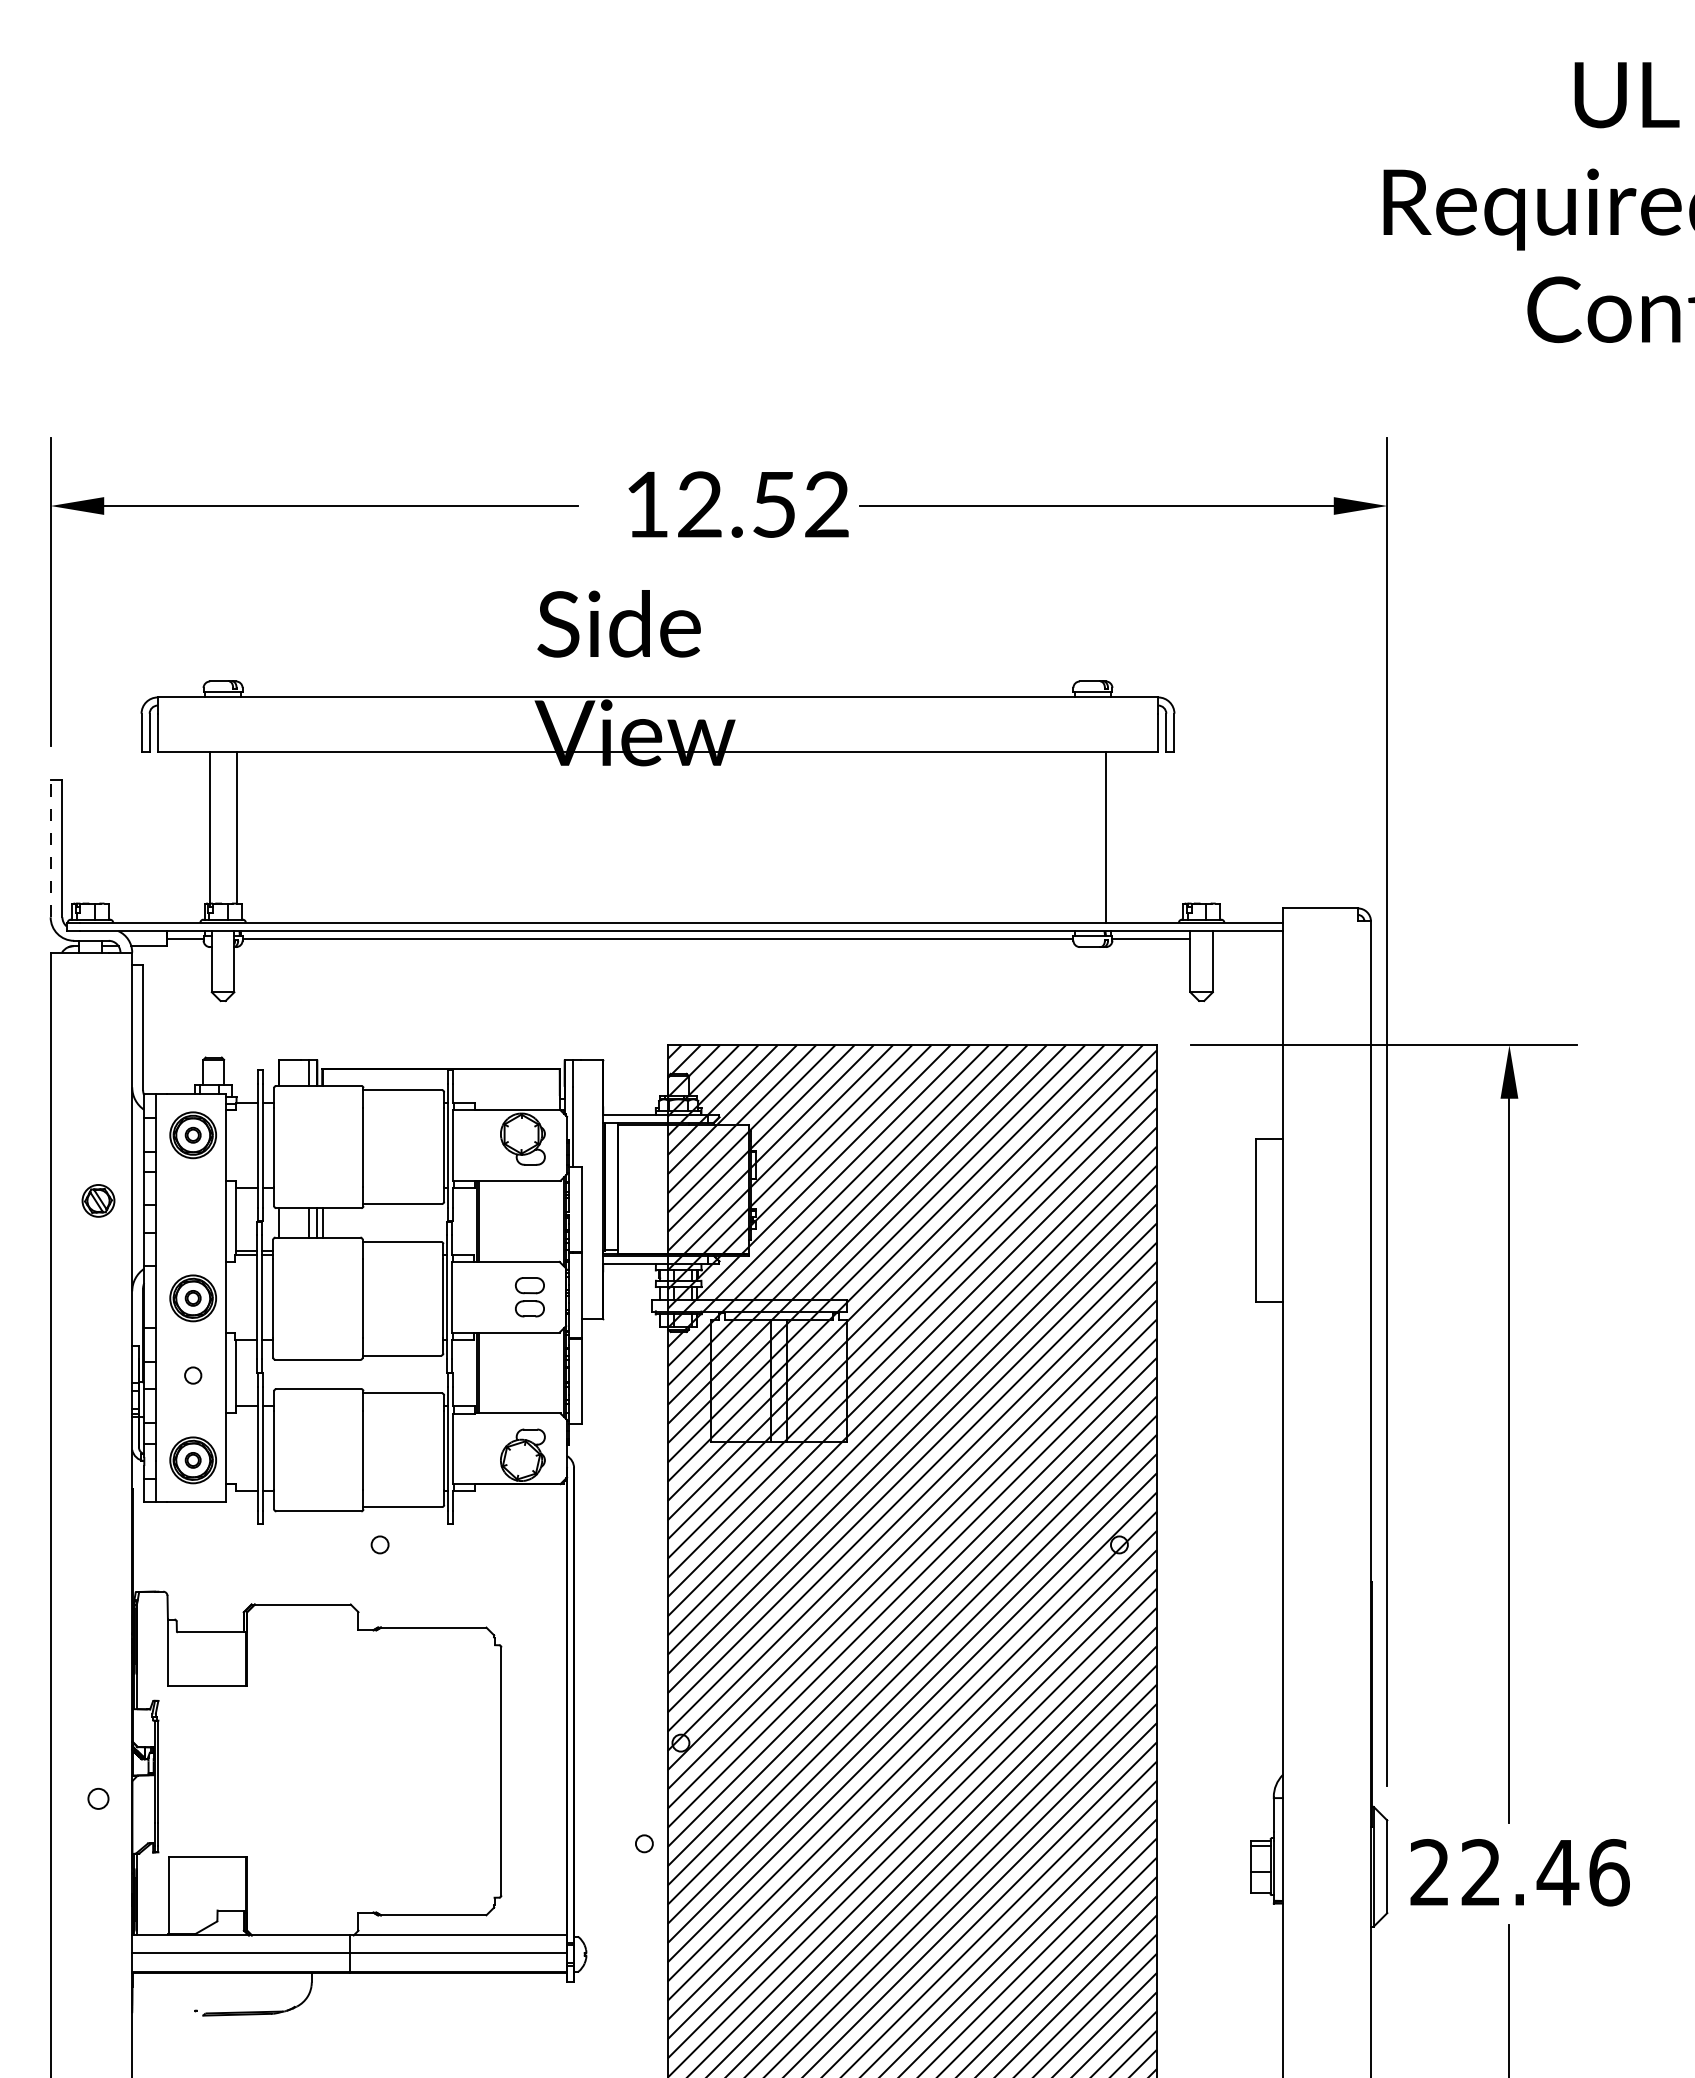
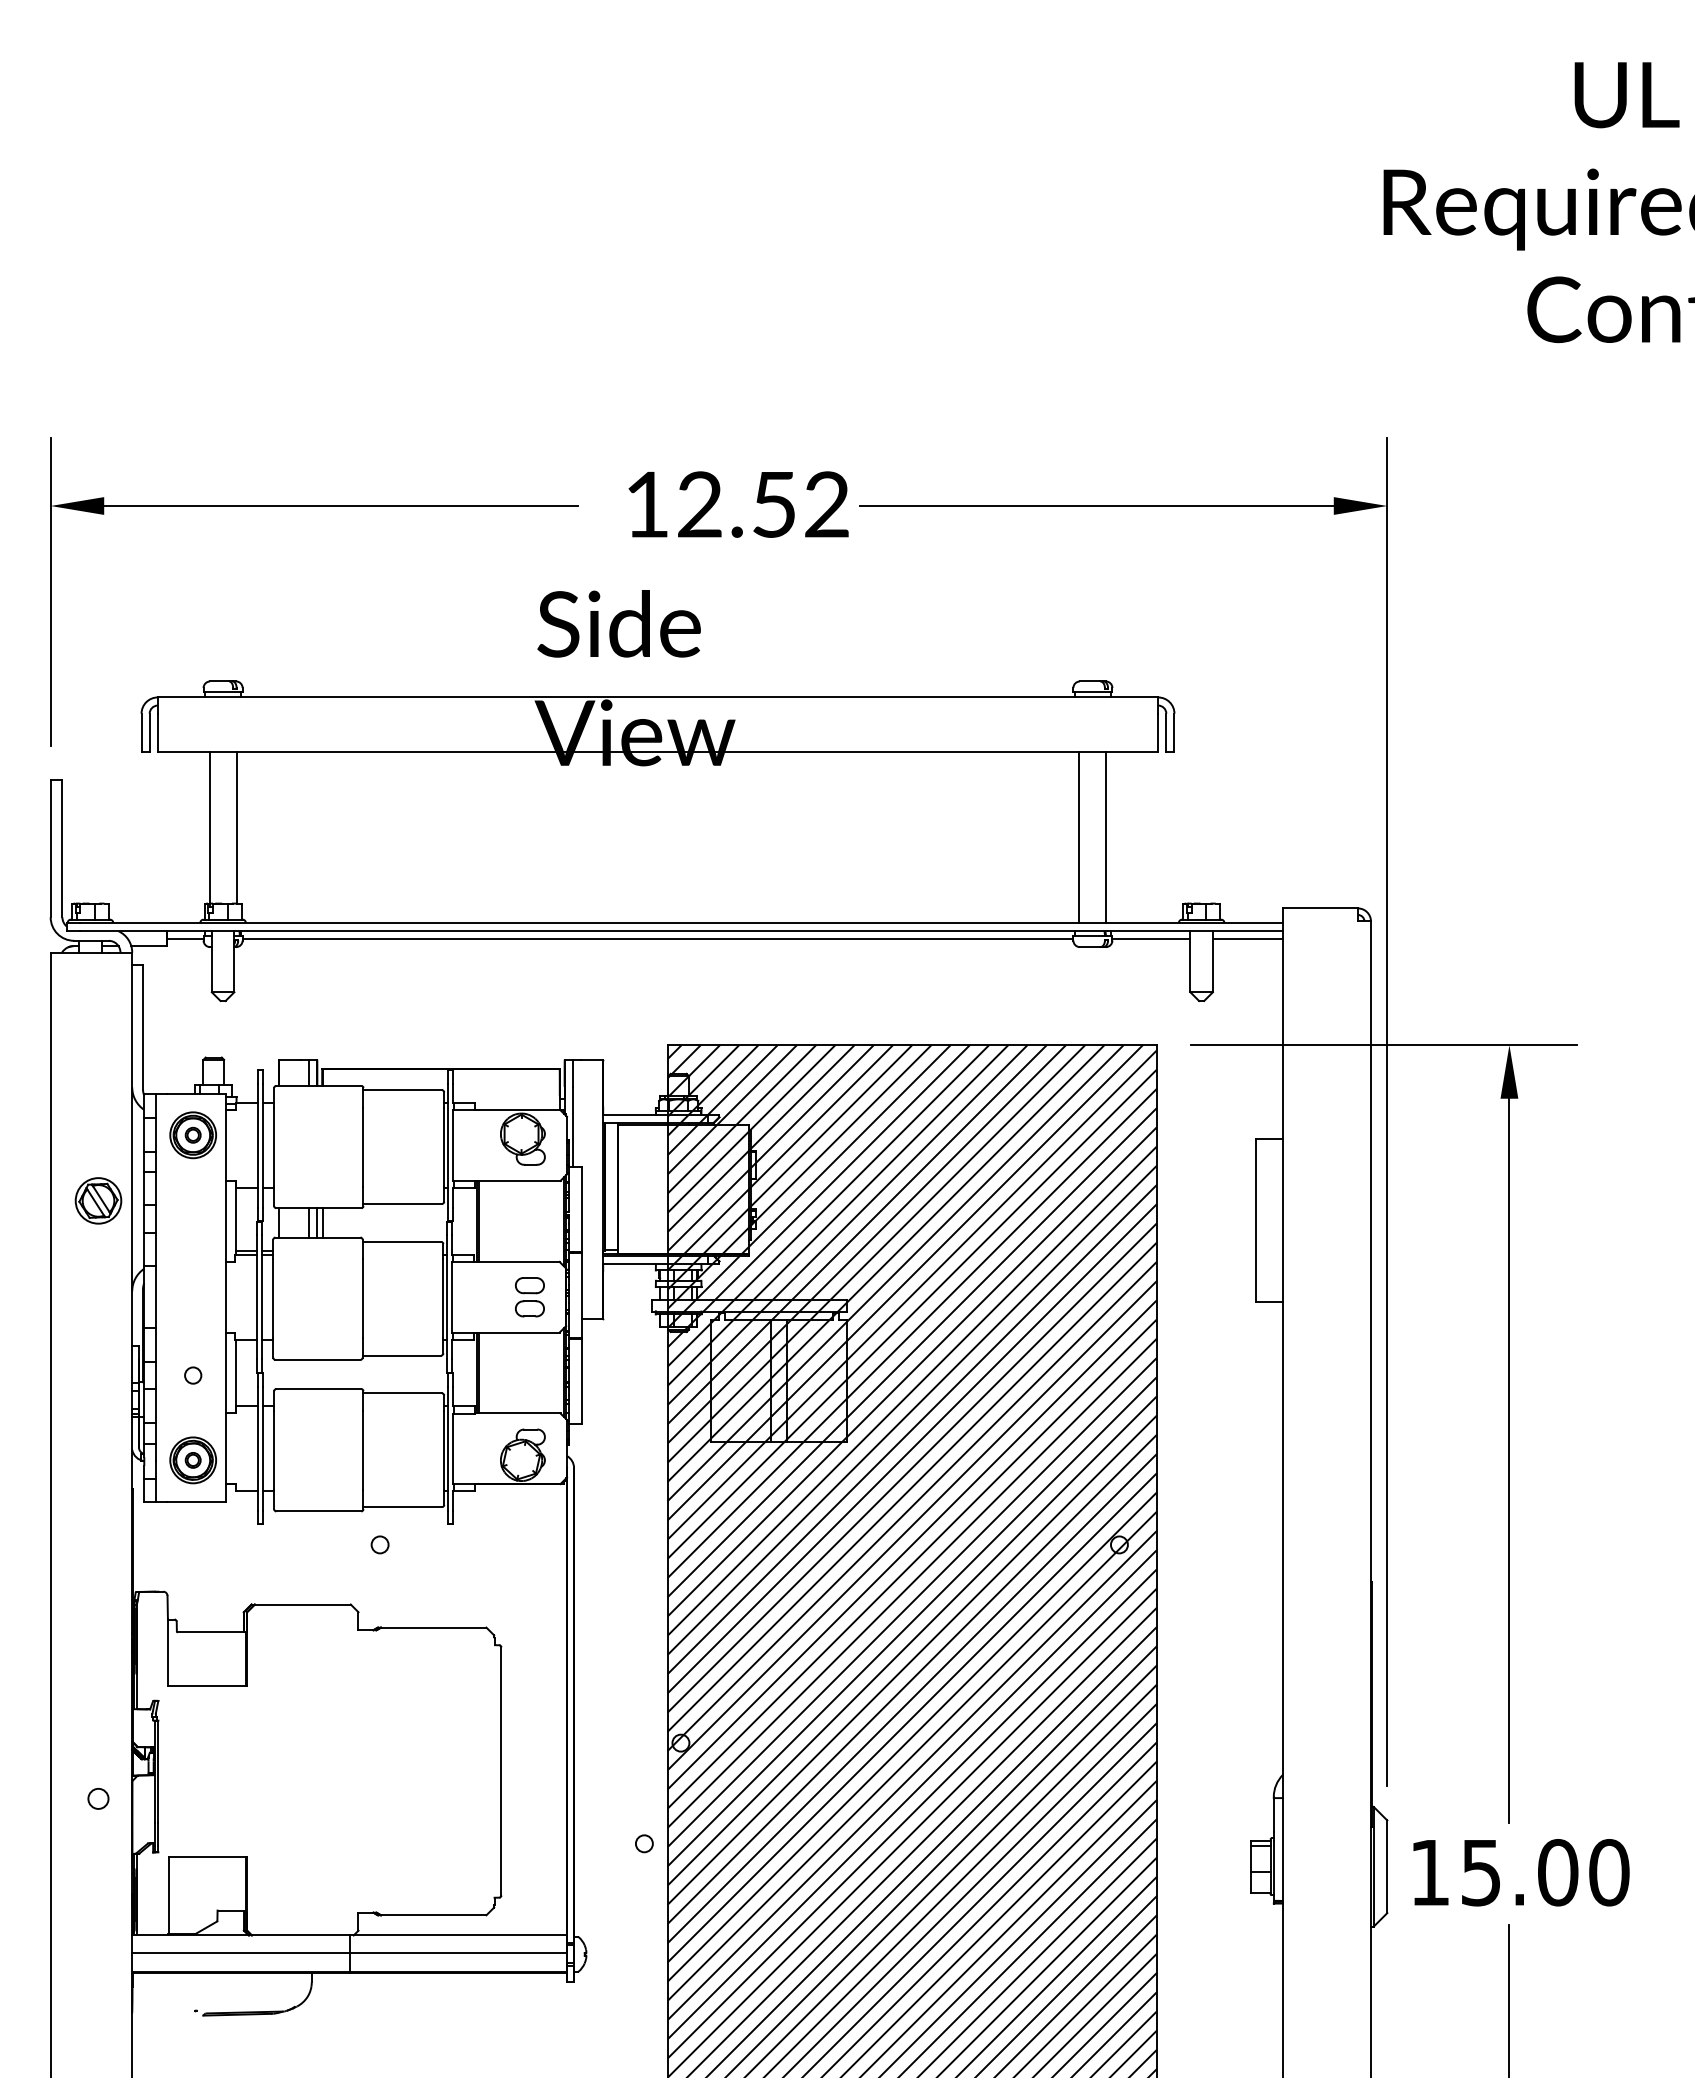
line: none -> present (1079, 837)
line: dashed -> solid (50, 848)
line: none -> present (1247, 939)
part size: 35x34 px -> 49x48 px (98, 1200)
part: present -> none (192, 1298)
text: 22.46 -> 15.00 (1519, 1872)
